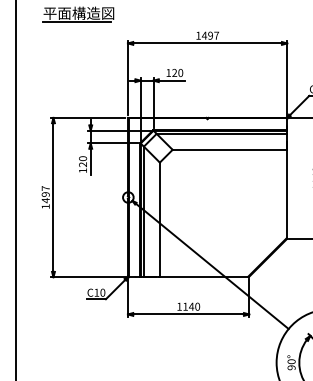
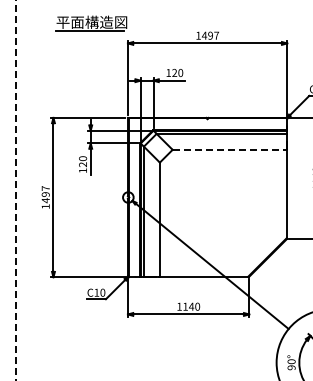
part position: (78, 14) -> (91, 23) (91, 23)
line: solid -> dashed (230, 149)
line: solid -> dashed (16, 190)
